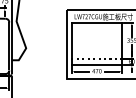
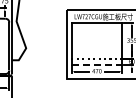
line: solid -> dashed (97, 65)
